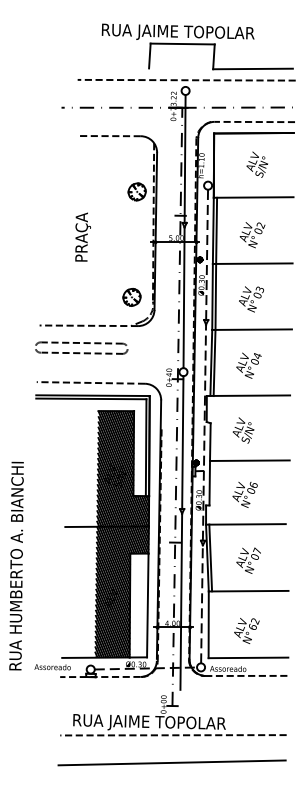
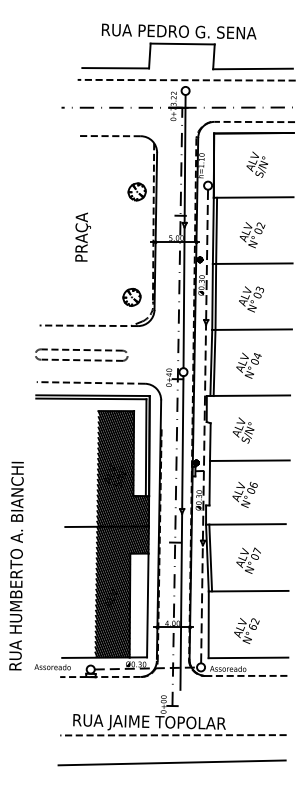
text: RUA JAIME TOPOLAR -> RUA PEDRO G. SENA (196, 31)
line: none -> present (115, 68)
part position: (81, 347) -> (81, 354) (81, 354)
